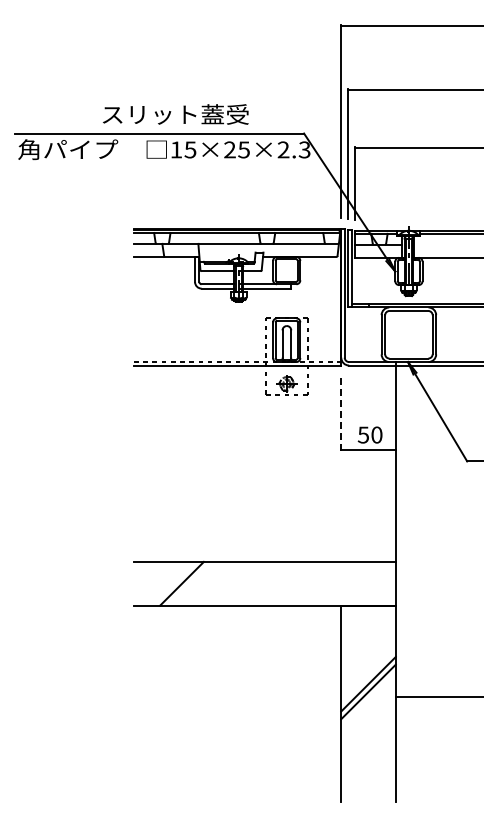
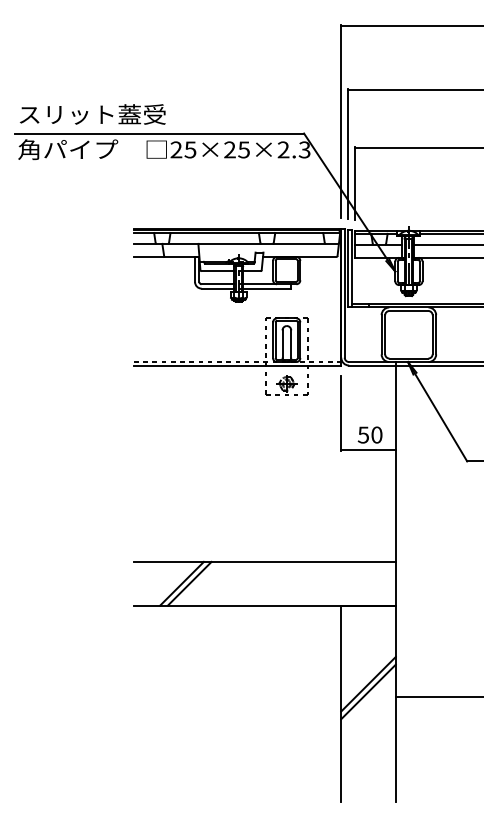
text position: (175, 114) -> (92, 114) (92, 114)
text: 15×25×2.3 -> 25×25×2.3 (176, 149)
line: none -> present (447, 244)
line: dashed -> solid (341, 413)
line: none -> present (189, 583)
